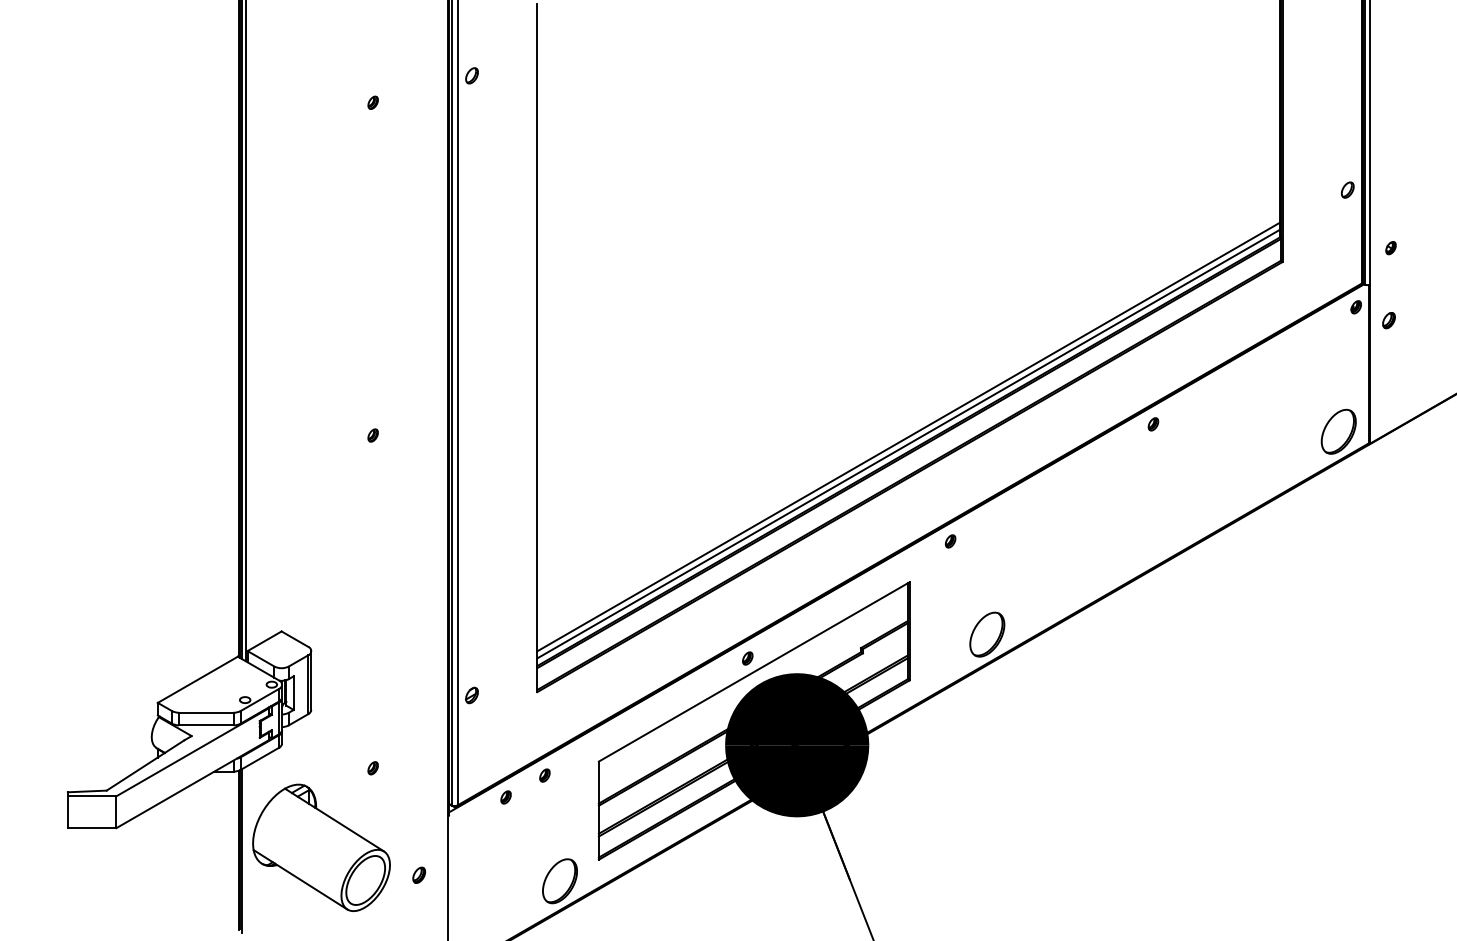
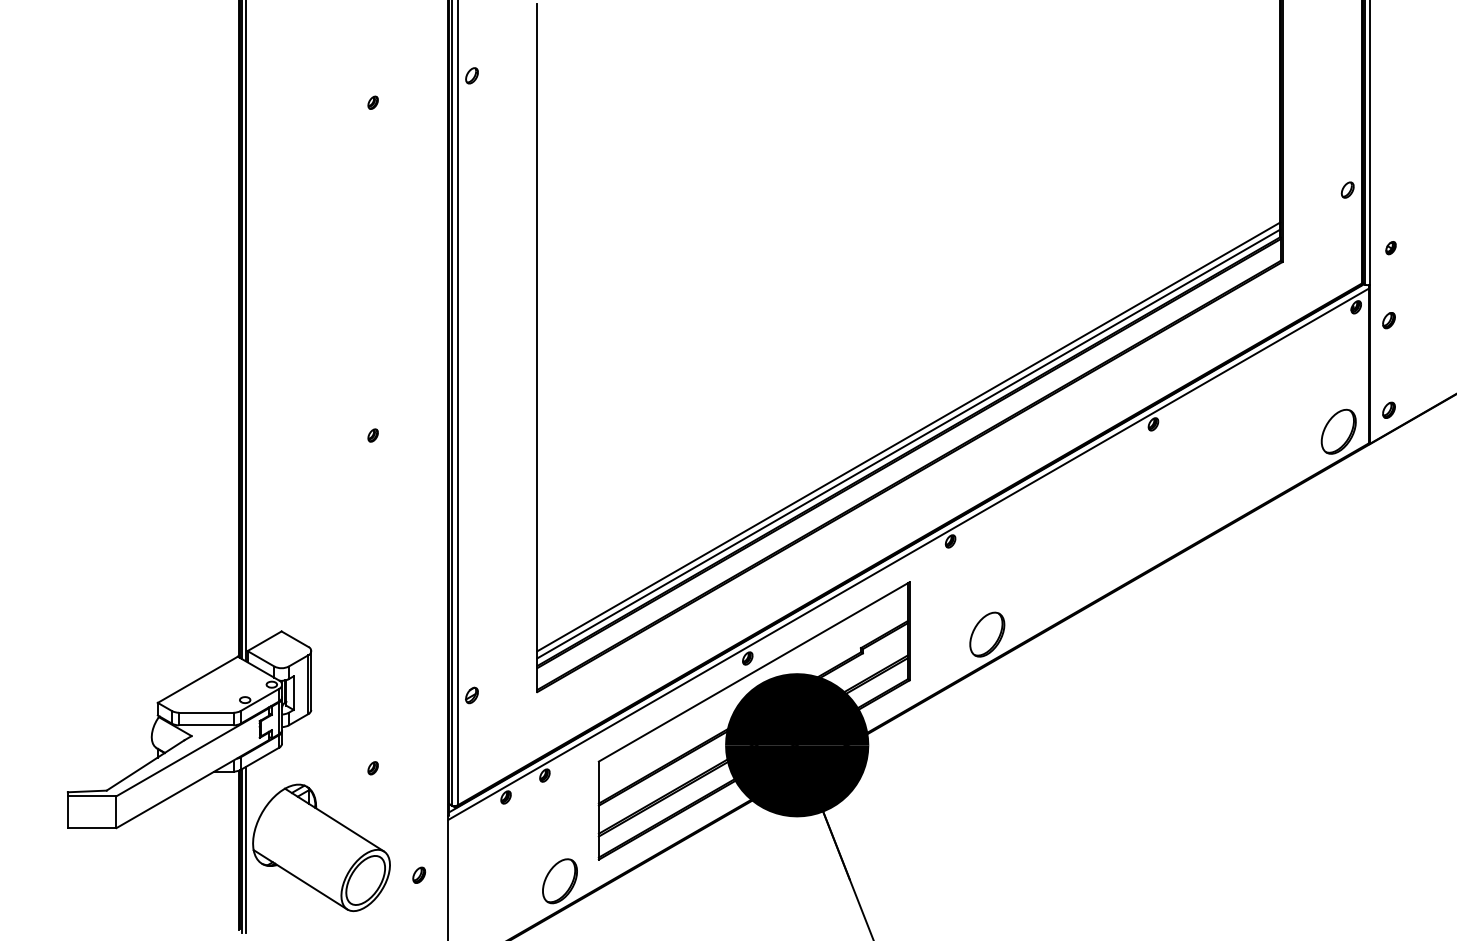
part: none -> present (1388, 409)
line: none -> present (908, 553)
line: none -> present (245, 850)
